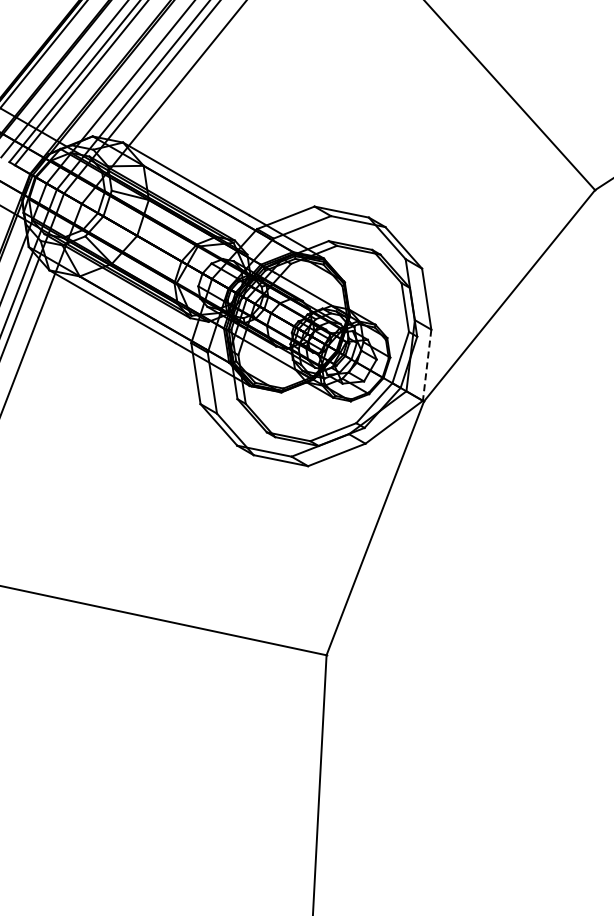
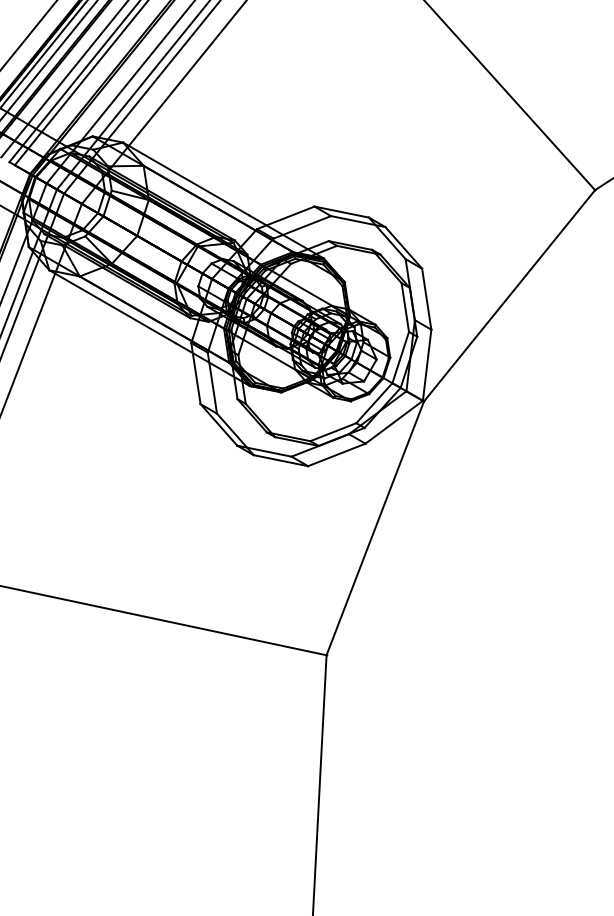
line: none -> present (28, 34)
line: none -> present (49, 60)
line: dashed -> solid (427, 365)
